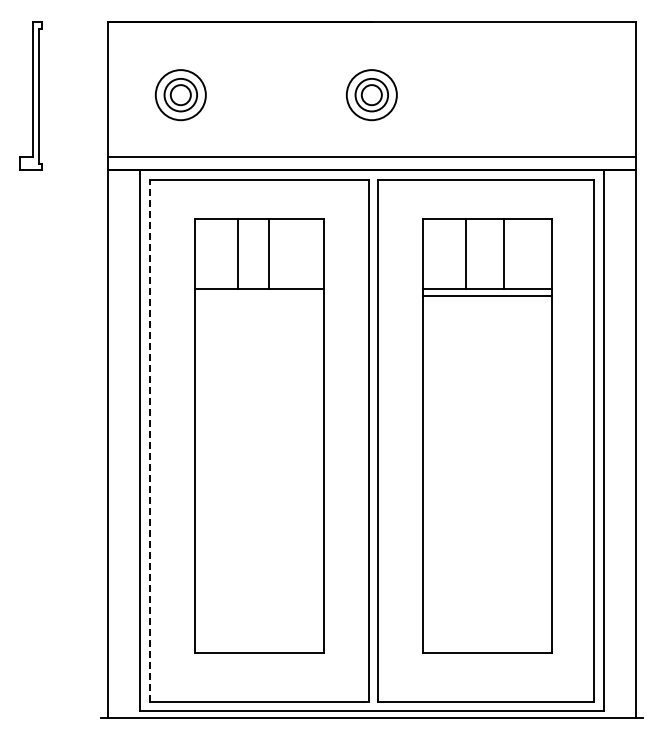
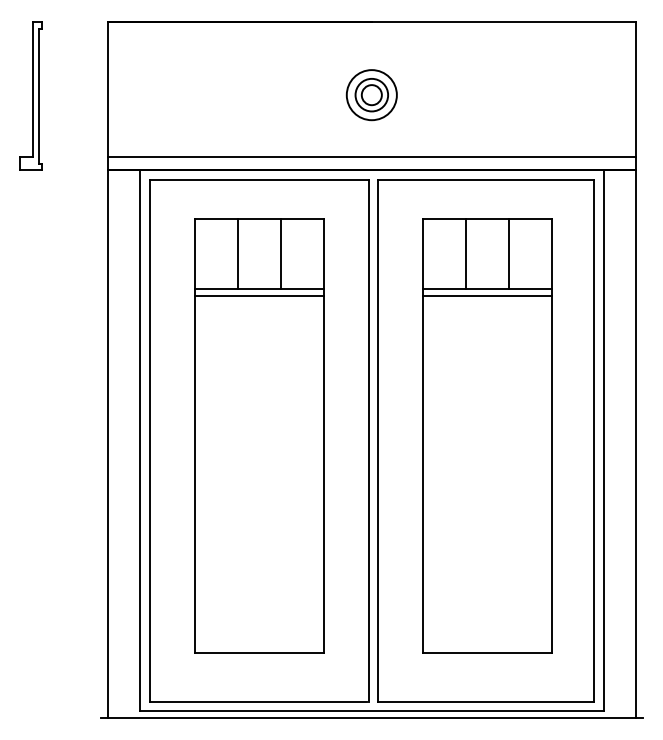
part: present -> none (180, 95)
line position: (268, 253) -> (280, 253) (280, 253)
line position: (504, 253) -> (509, 253) (509, 253)
line: none -> present (258, 295)
line: dashed -> solid (149, 440)
